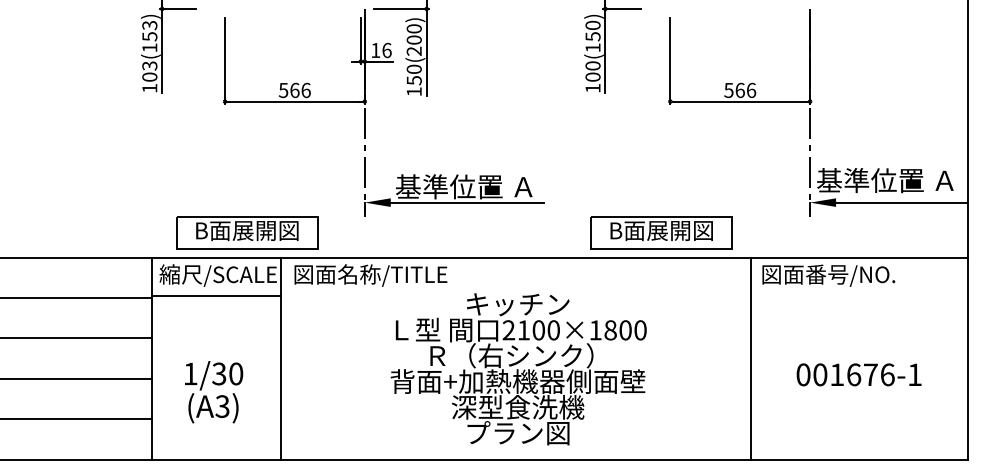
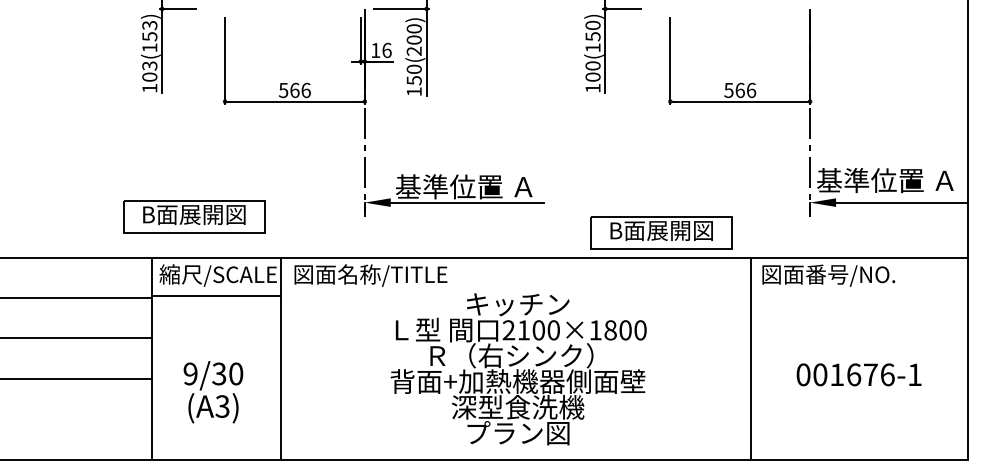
part position: (247, 232) -> (194, 216) (194, 216)
text: 1/30 -> 9/30 (190, 373)
line: present -> none (76, 419)
